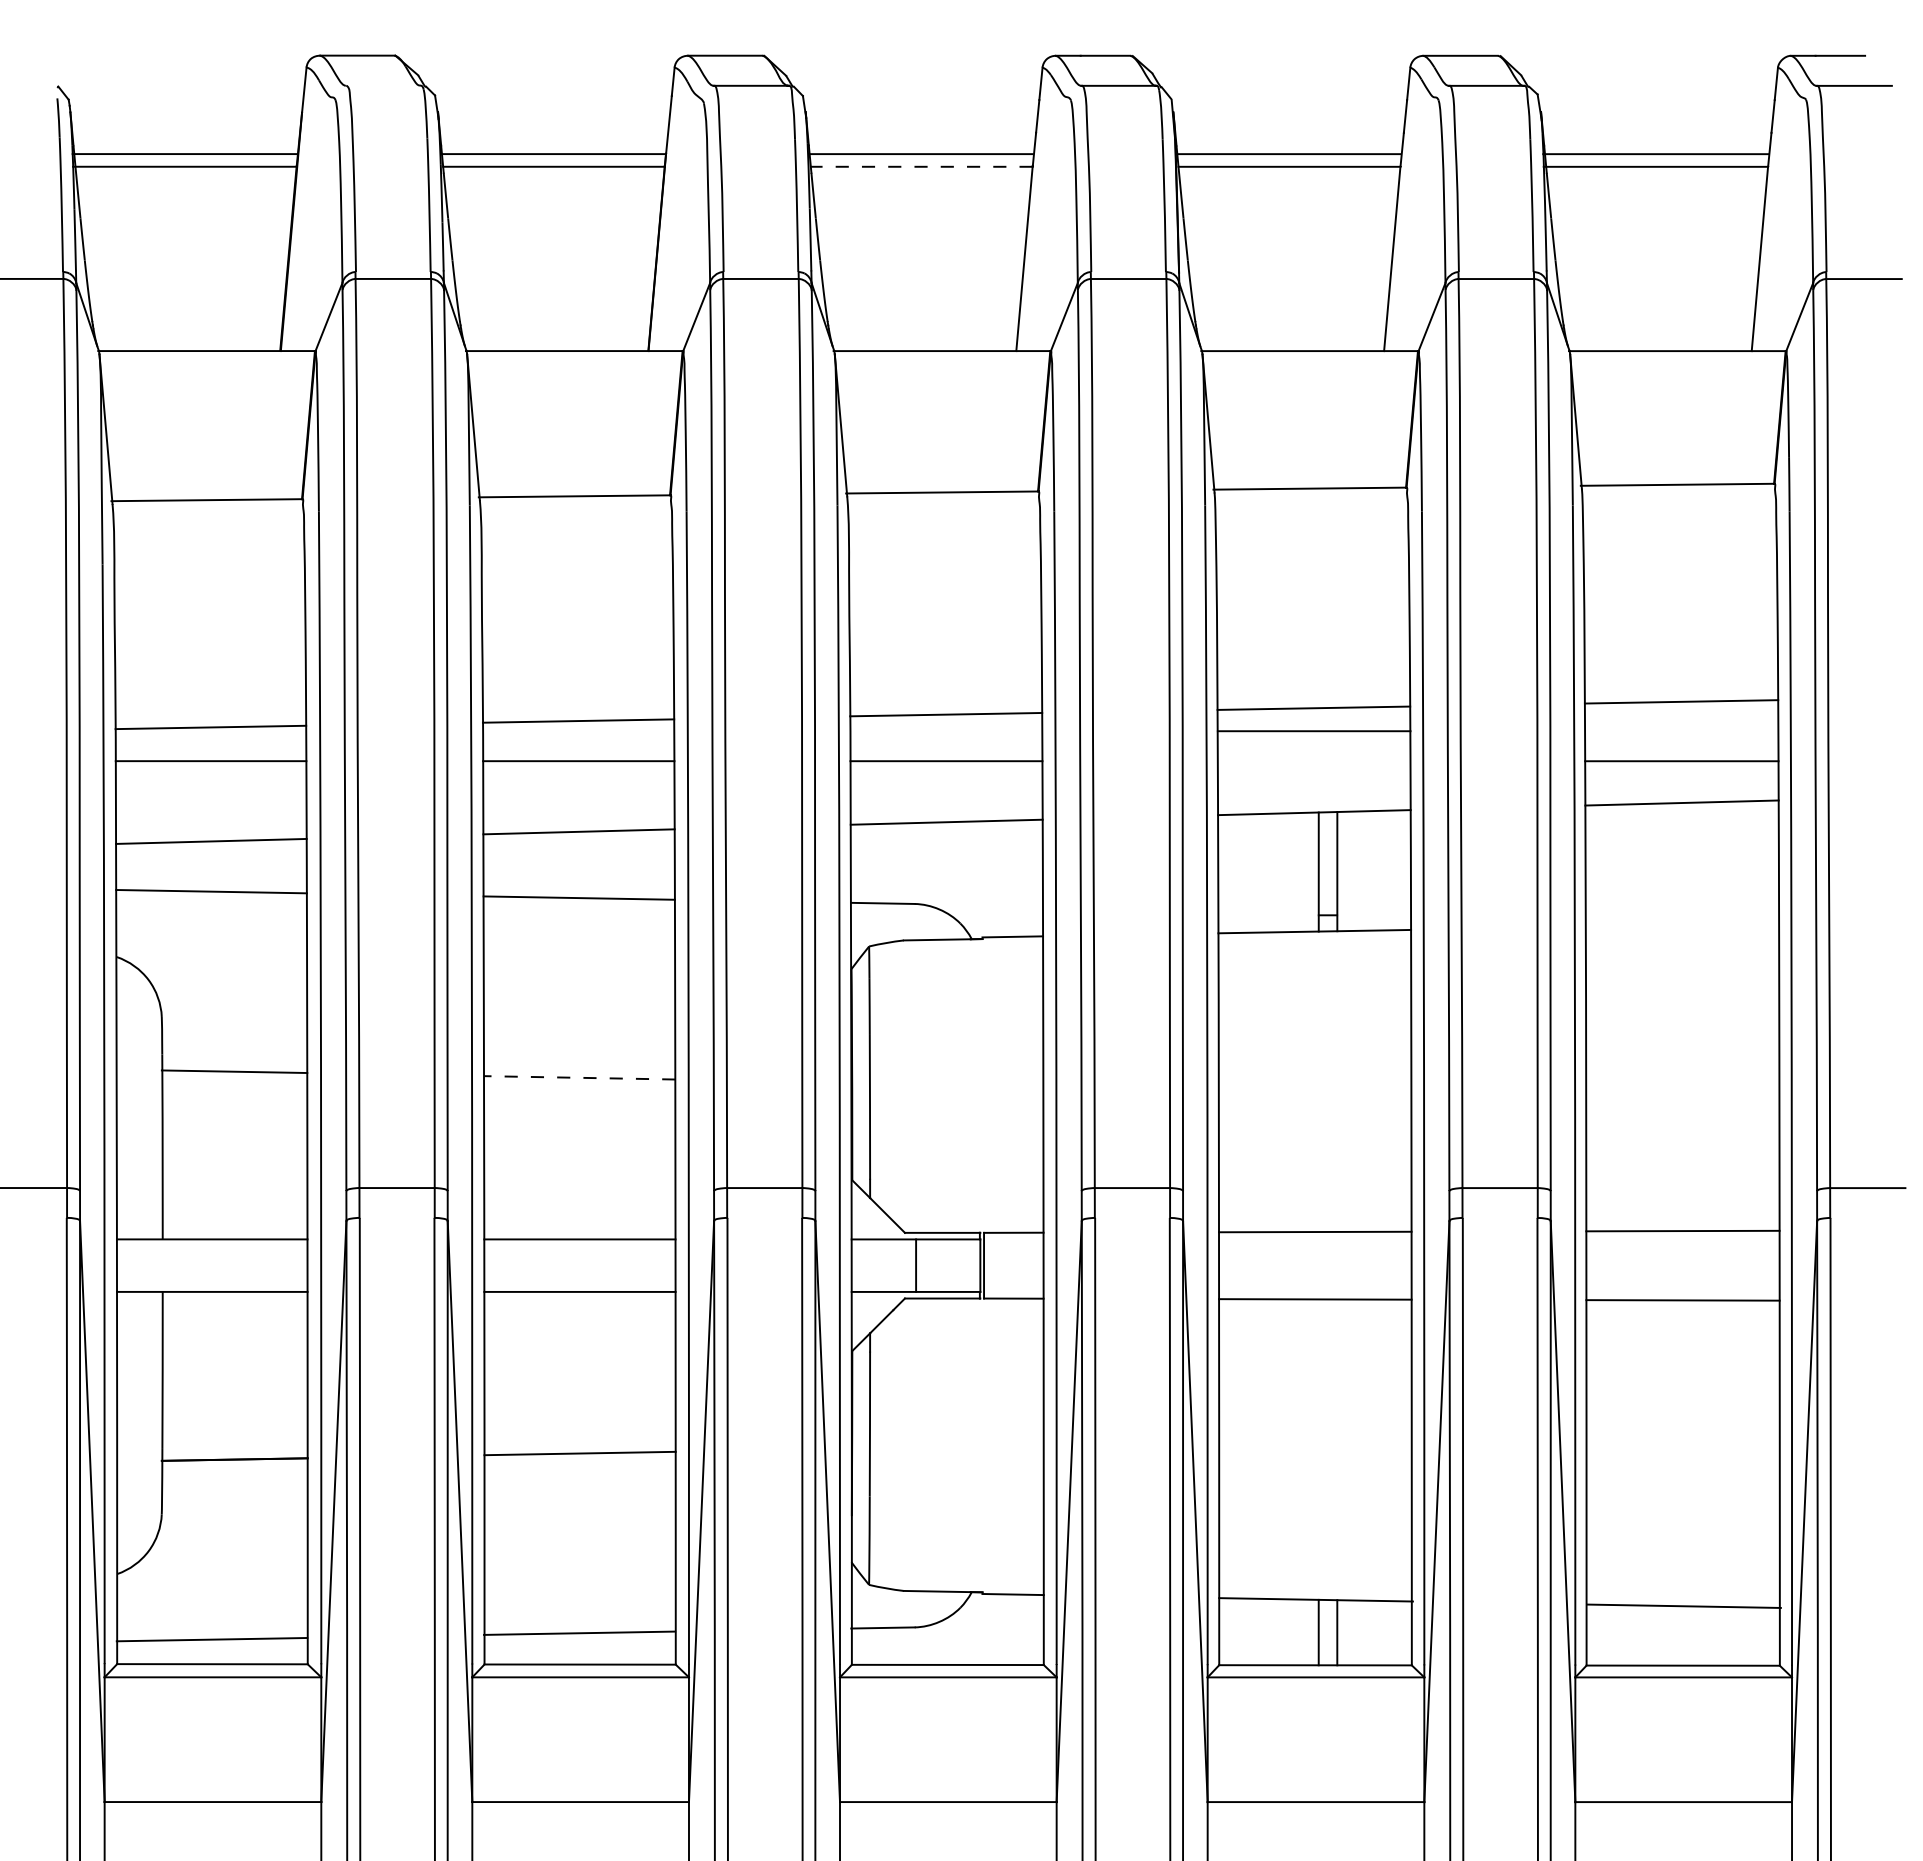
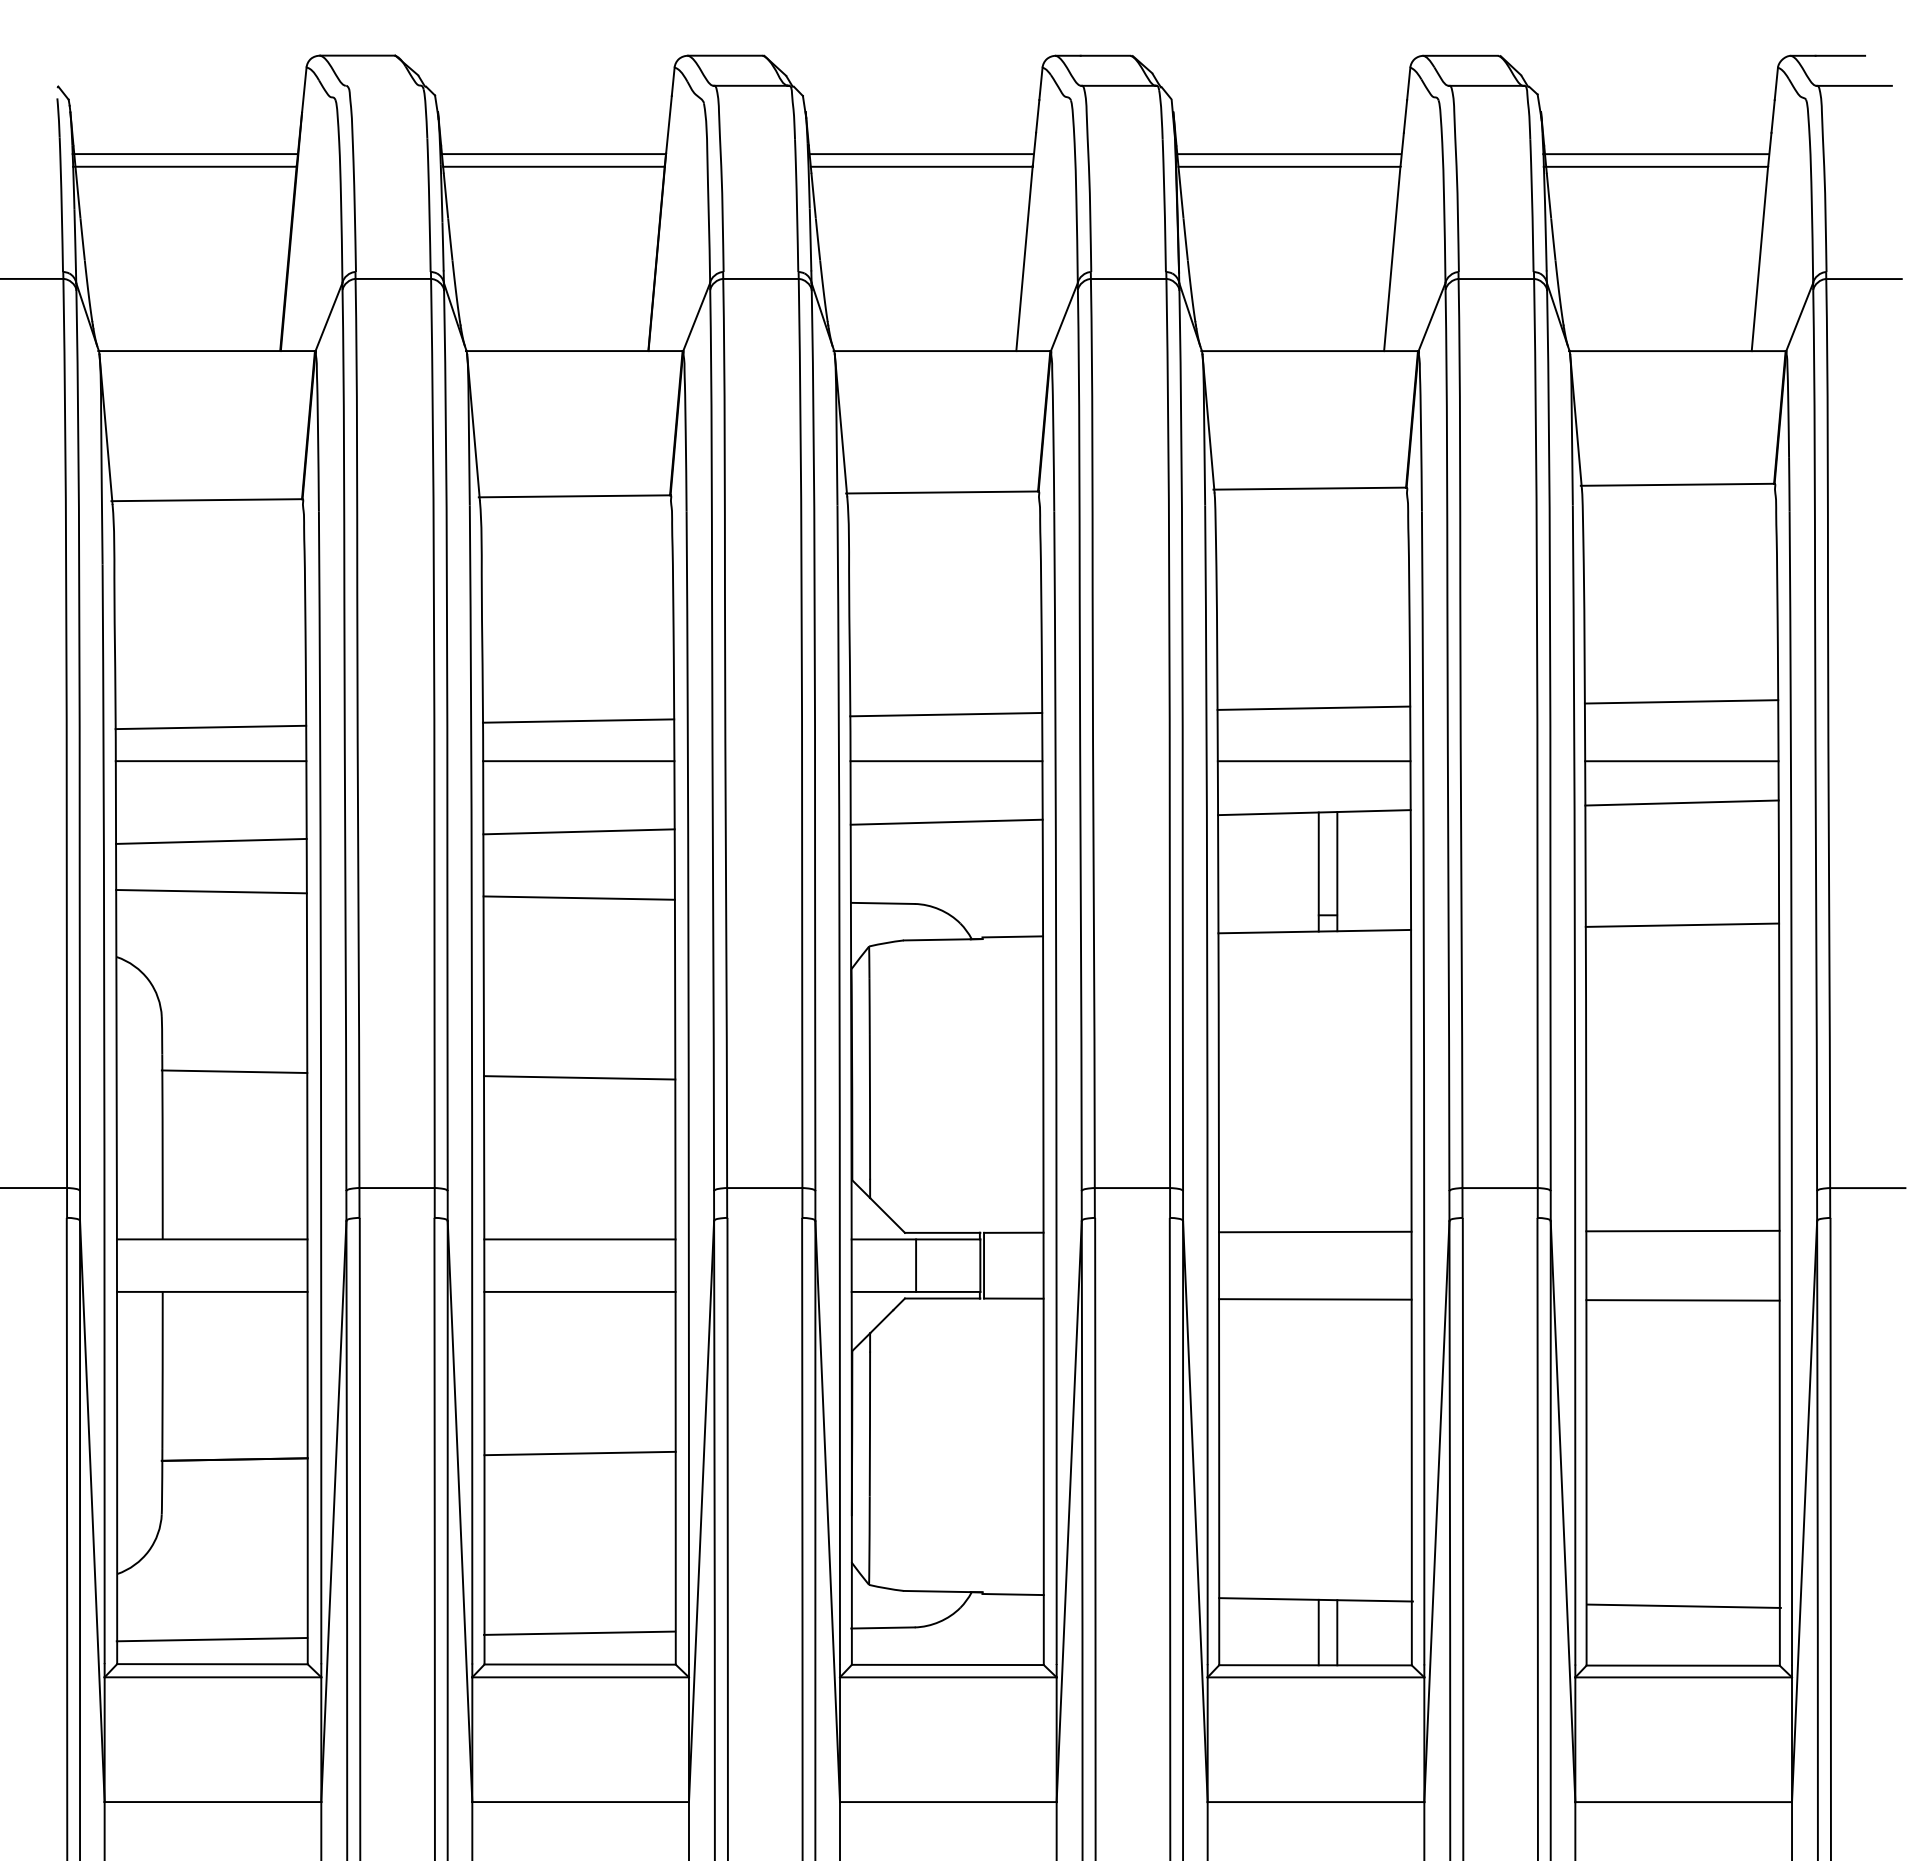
line: dashed -> solid (921, 166)
line position: (1313, 731) -> (1313, 761) (1313, 761)
line: none -> present (1682, 924)
line: dashed -> solid (579, 1077)
